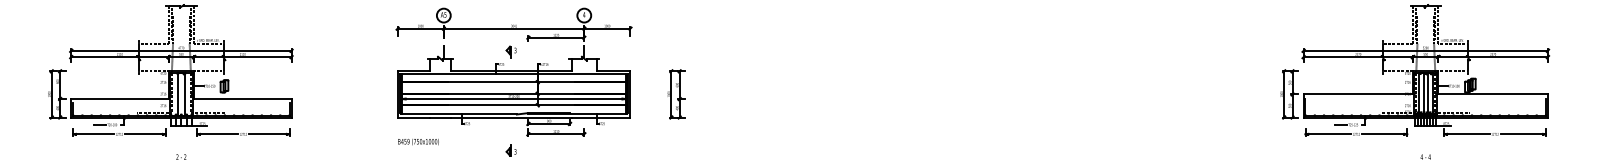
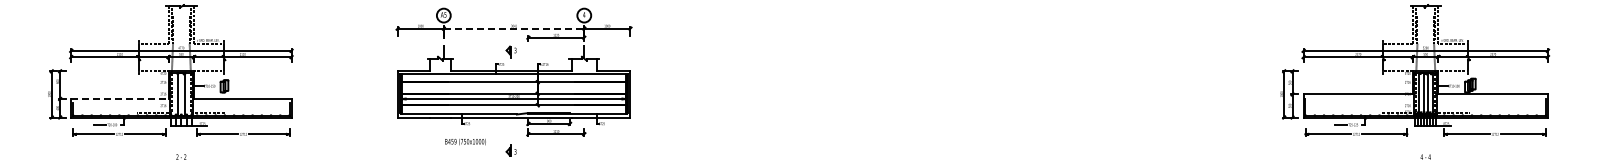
line: solid -> dashed (514, 28)
part: present -> none (676, 94)
line: solid -> dashed (119, 99)
text position: (418, 142) -> (465, 142) (465, 142)
